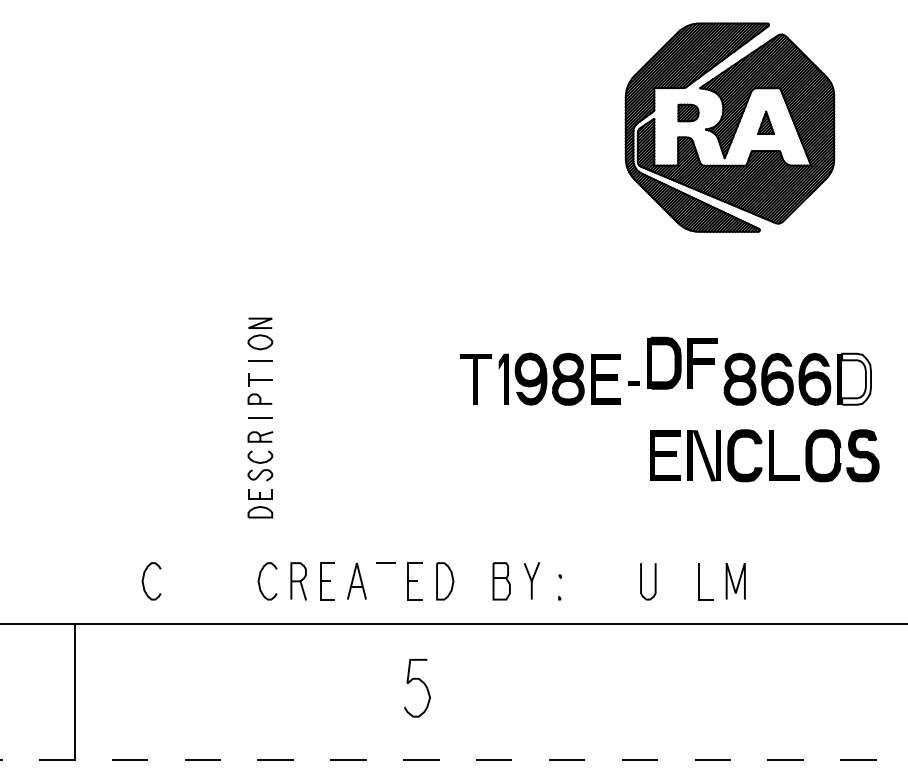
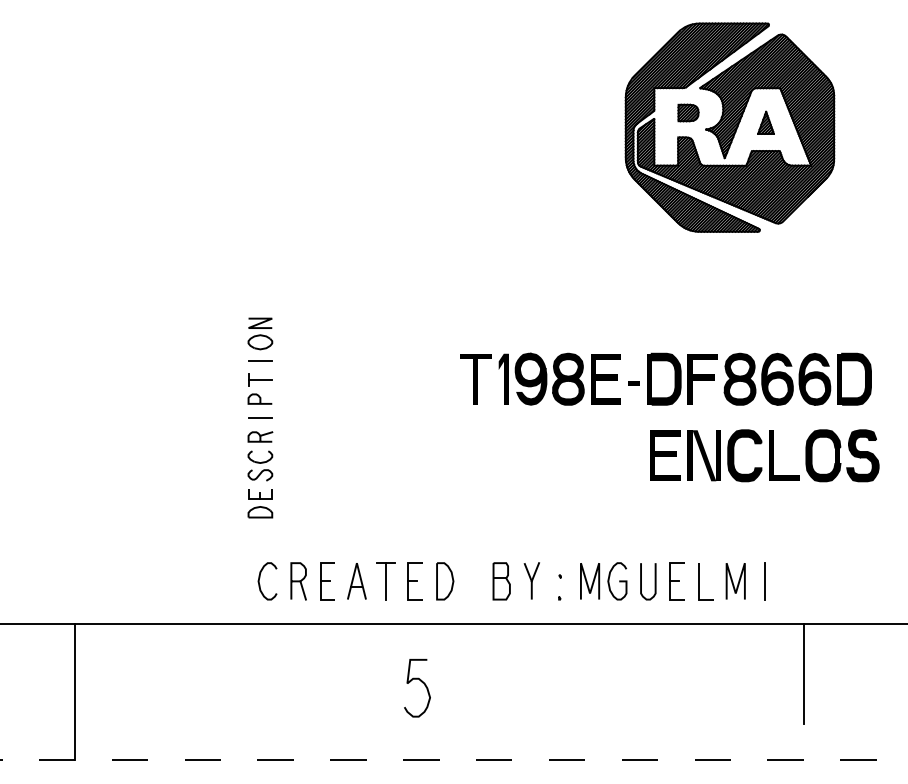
part position: (682, 362) -> (682, 378) (682, 378)
fill: none -> present (856, 378)
curve: present -> none (144, 578)
line: none -> present (386, 581)
part: none -> present (603, 581)
part: none -> present (676, 581)
line: none -> present (764, 581)
line: none -> present (803, 673)
